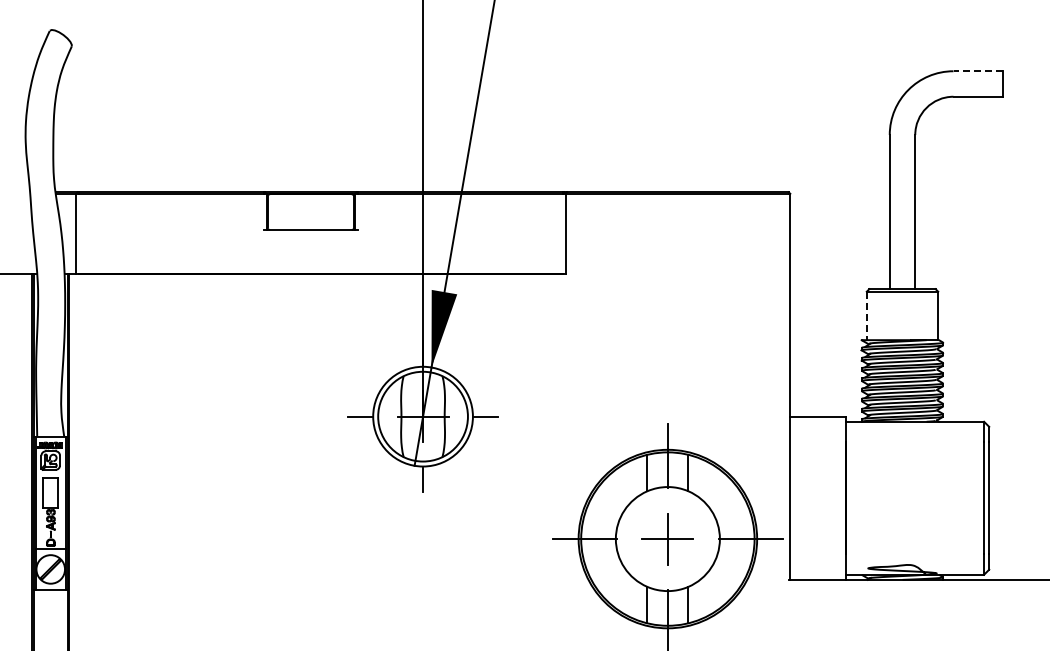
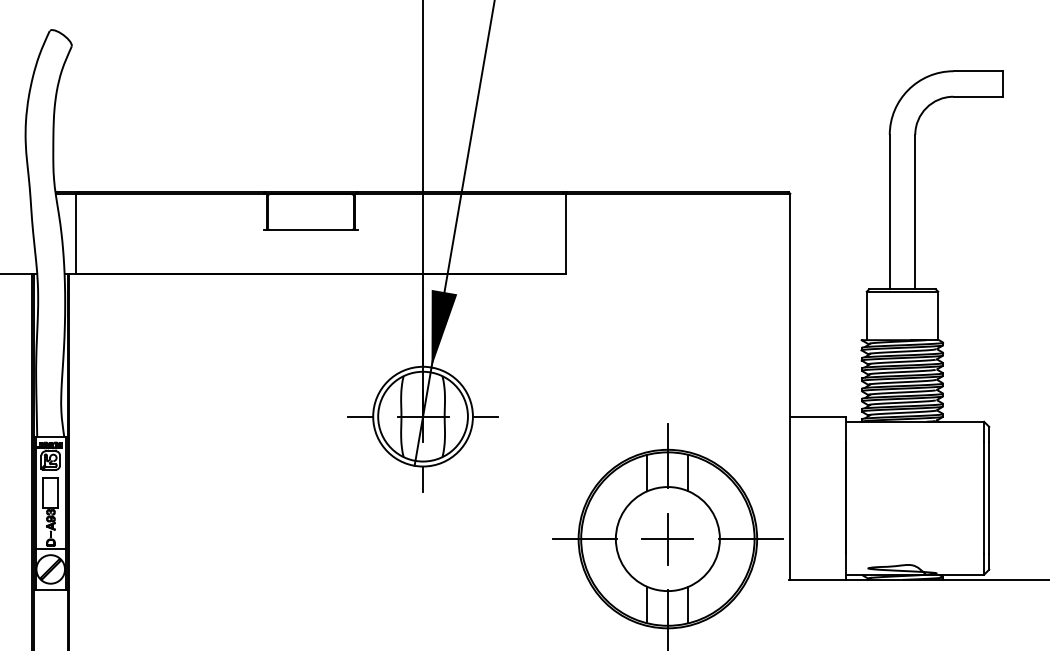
line: dashed -> solid (978, 71)
line: dashed -> solid (866, 316)
